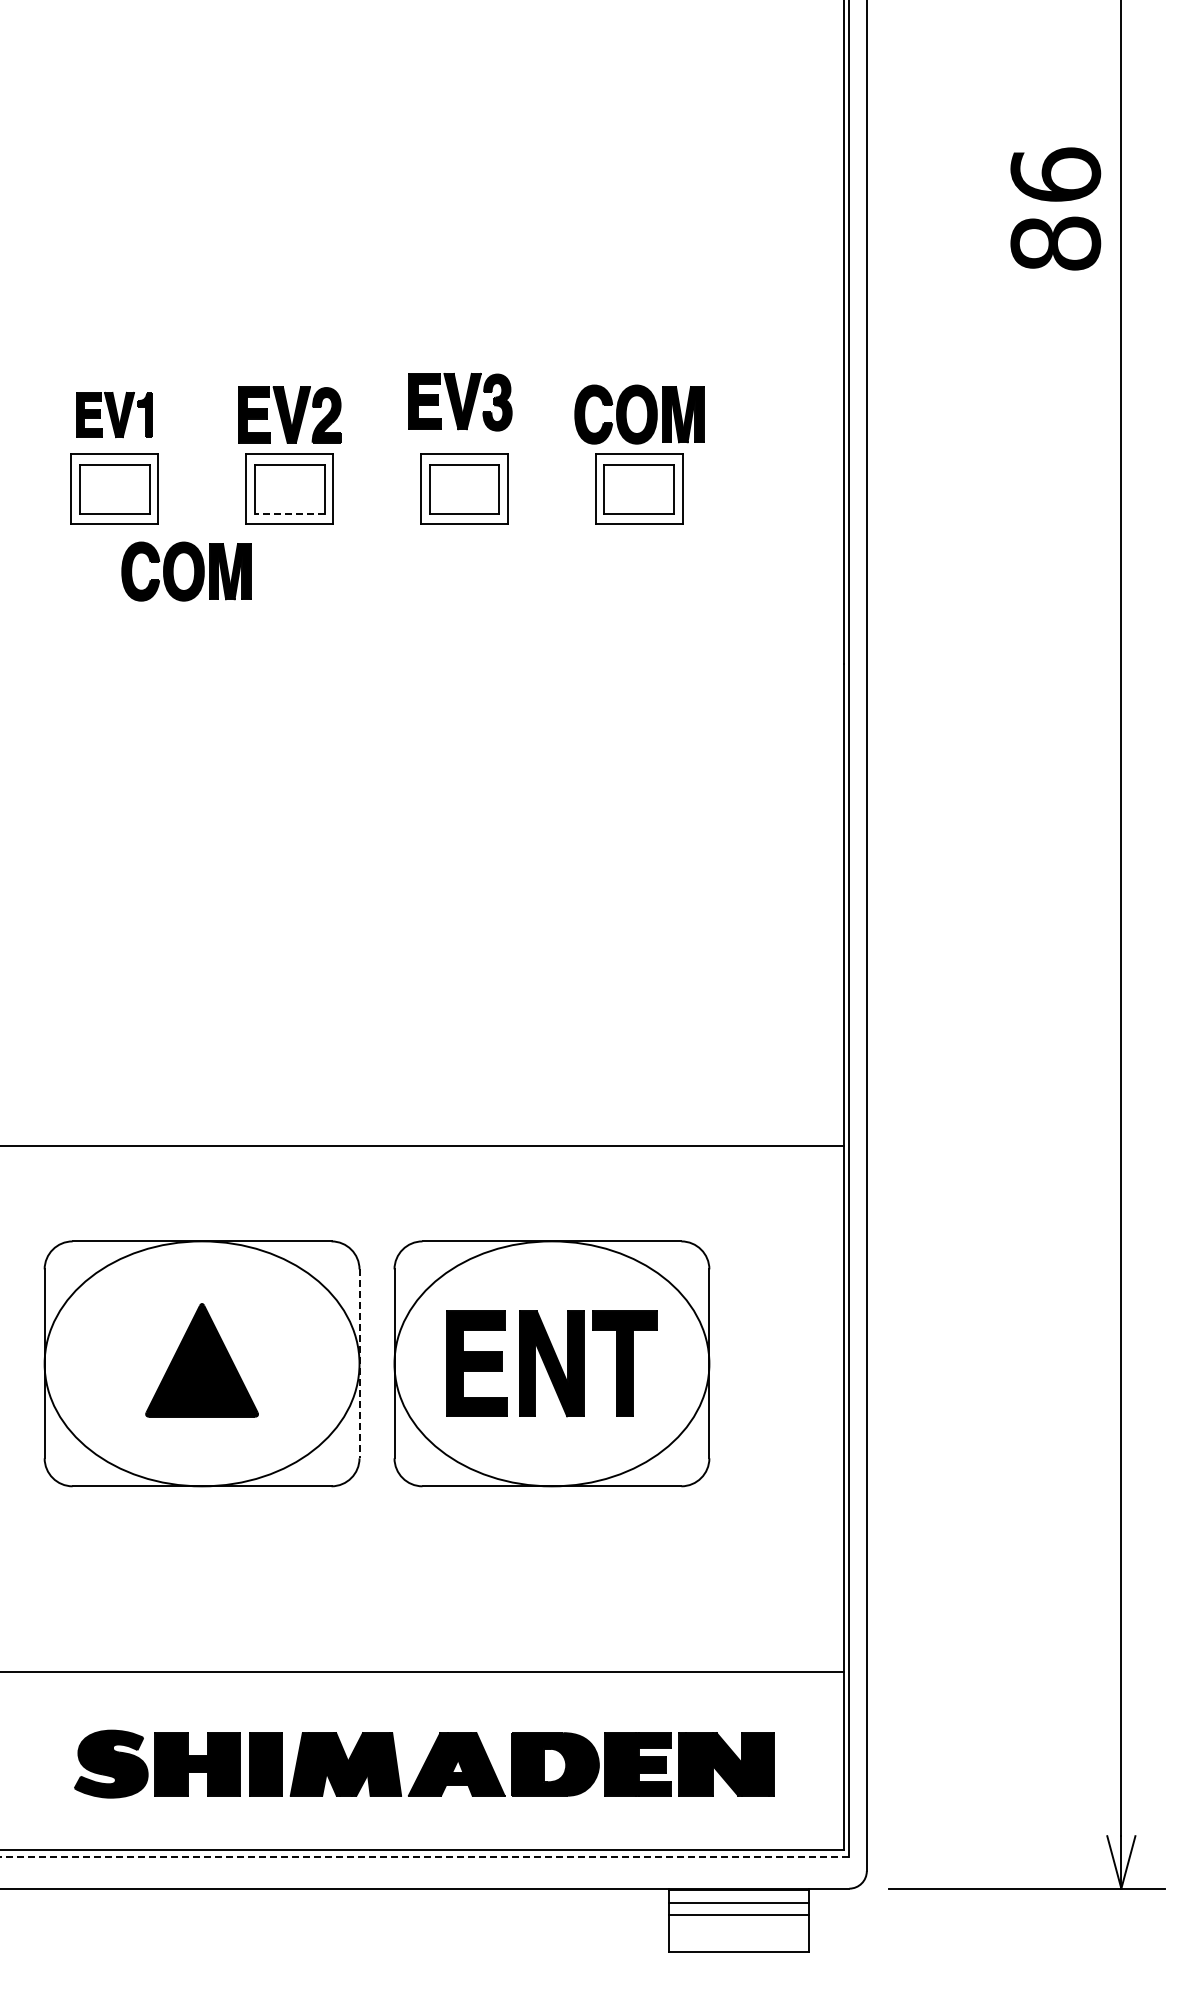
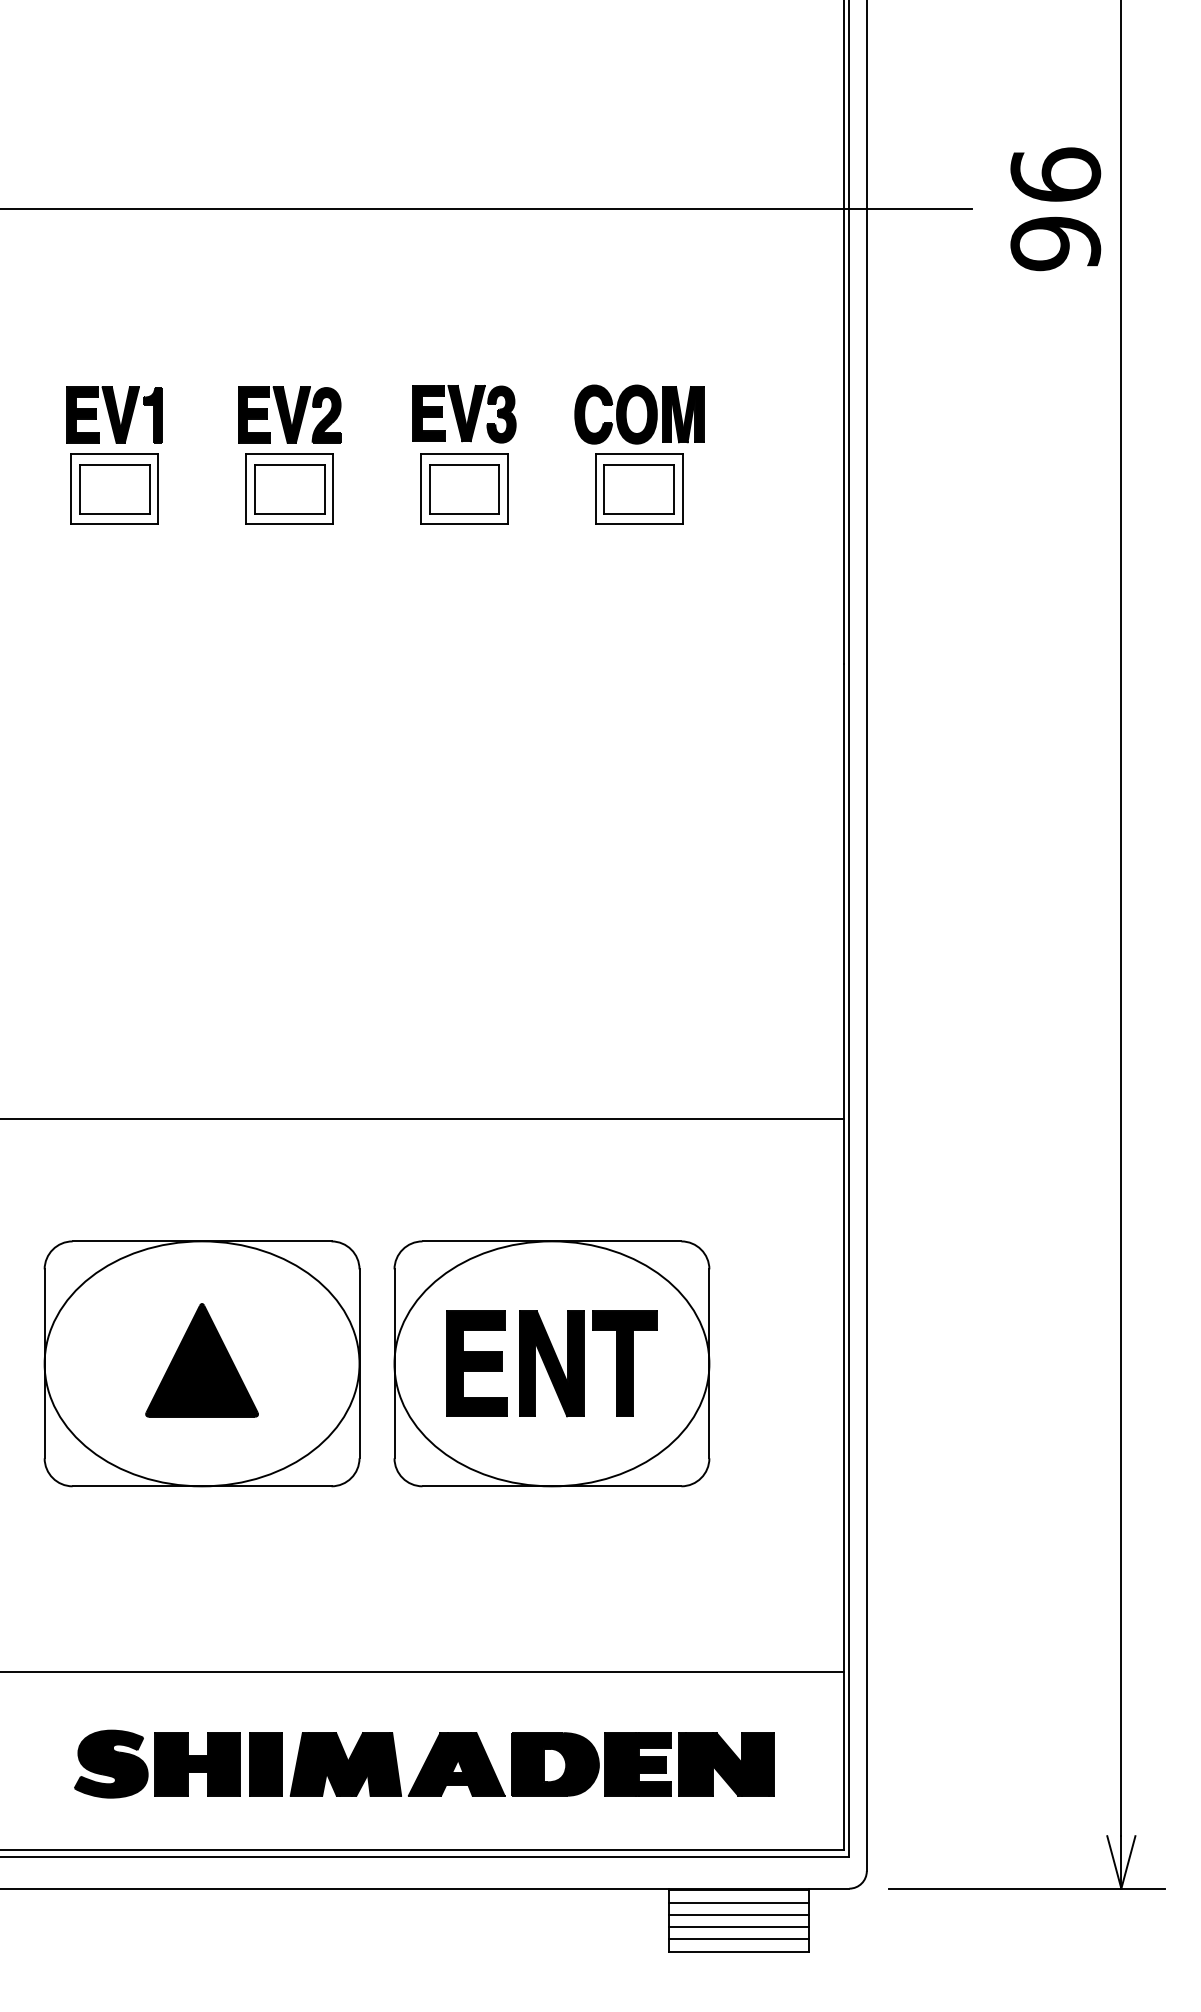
line: none -> present (486, 209)
text: 86 -> 96 (1055, 243)
part position: (460, 401) -> (464, 413) (464, 413)
part size: 77x48 px -> 97x58 px (114, 414)
line: dashed -> solid (289, 513)
part: present -> none (186, 571)
line position: (423, 1145) -> (423, 1118) (423, 1118)
line: dashed -> solid (359, 1364)
line: dashed -> solid (424, 1857)
line: none -> present (739, 1927)
line: none -> present (739, 1939)
